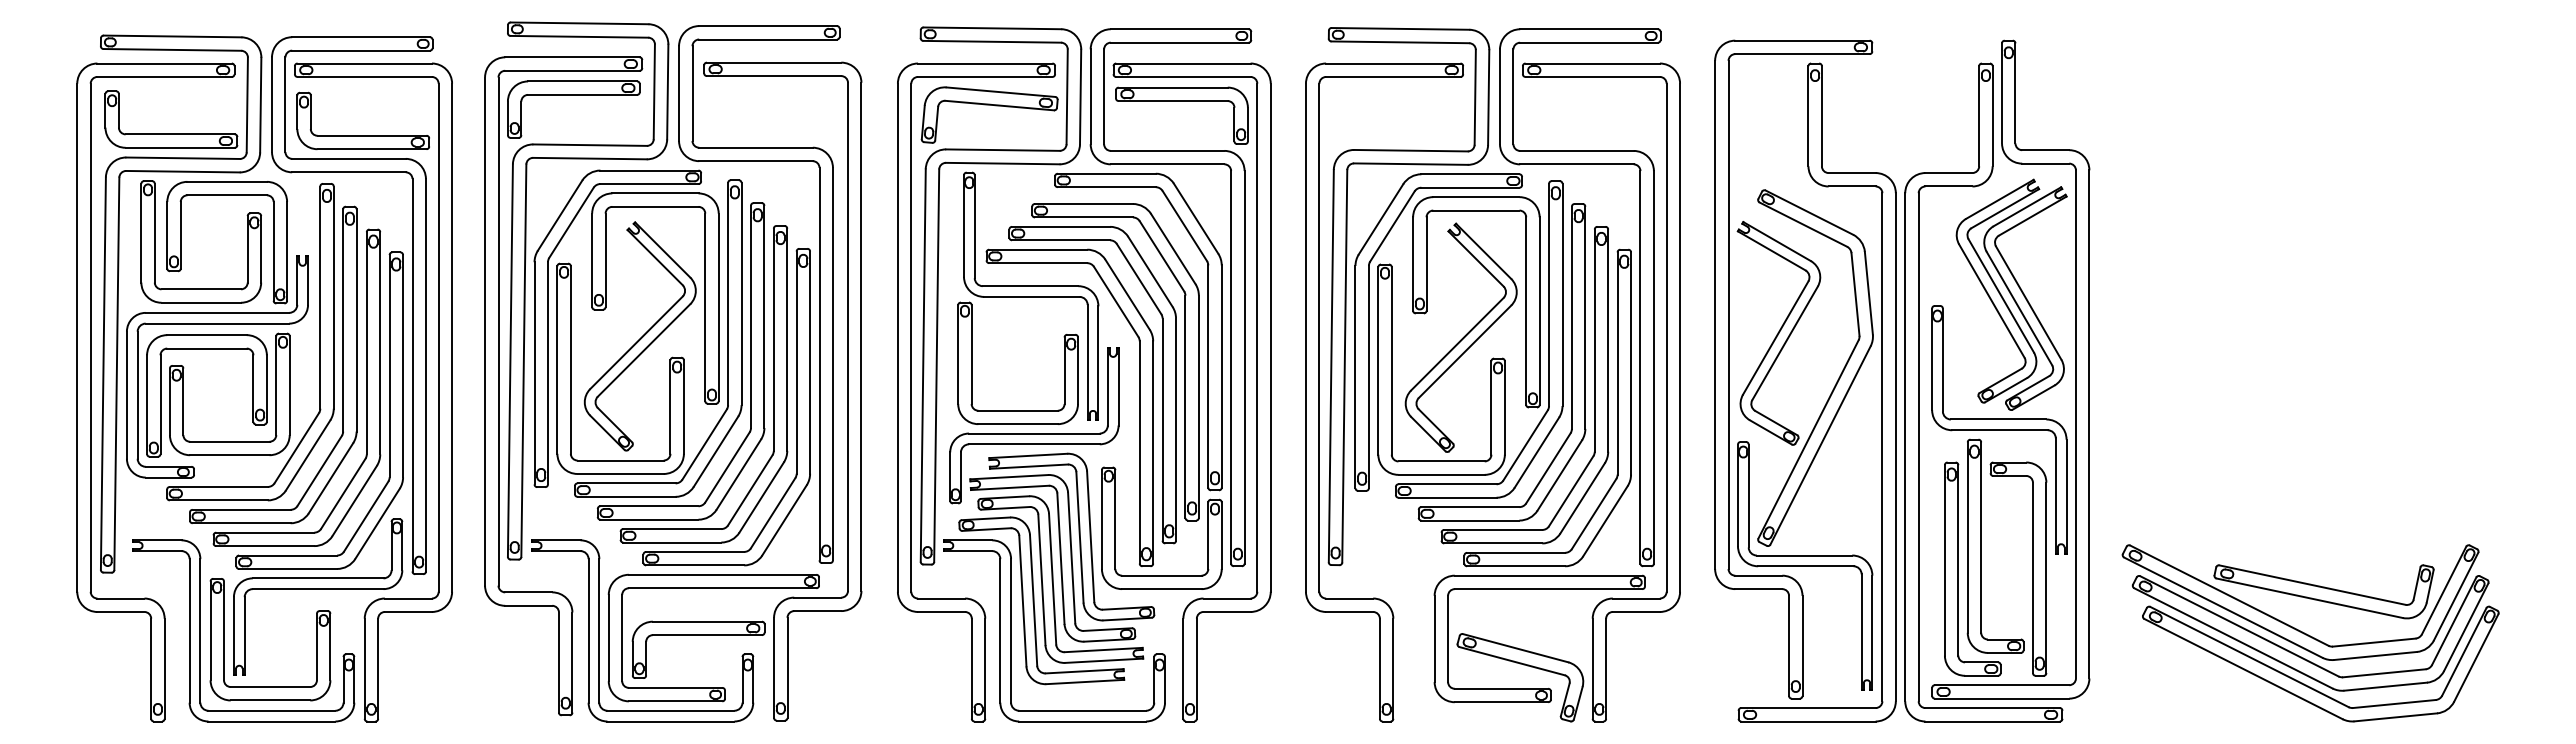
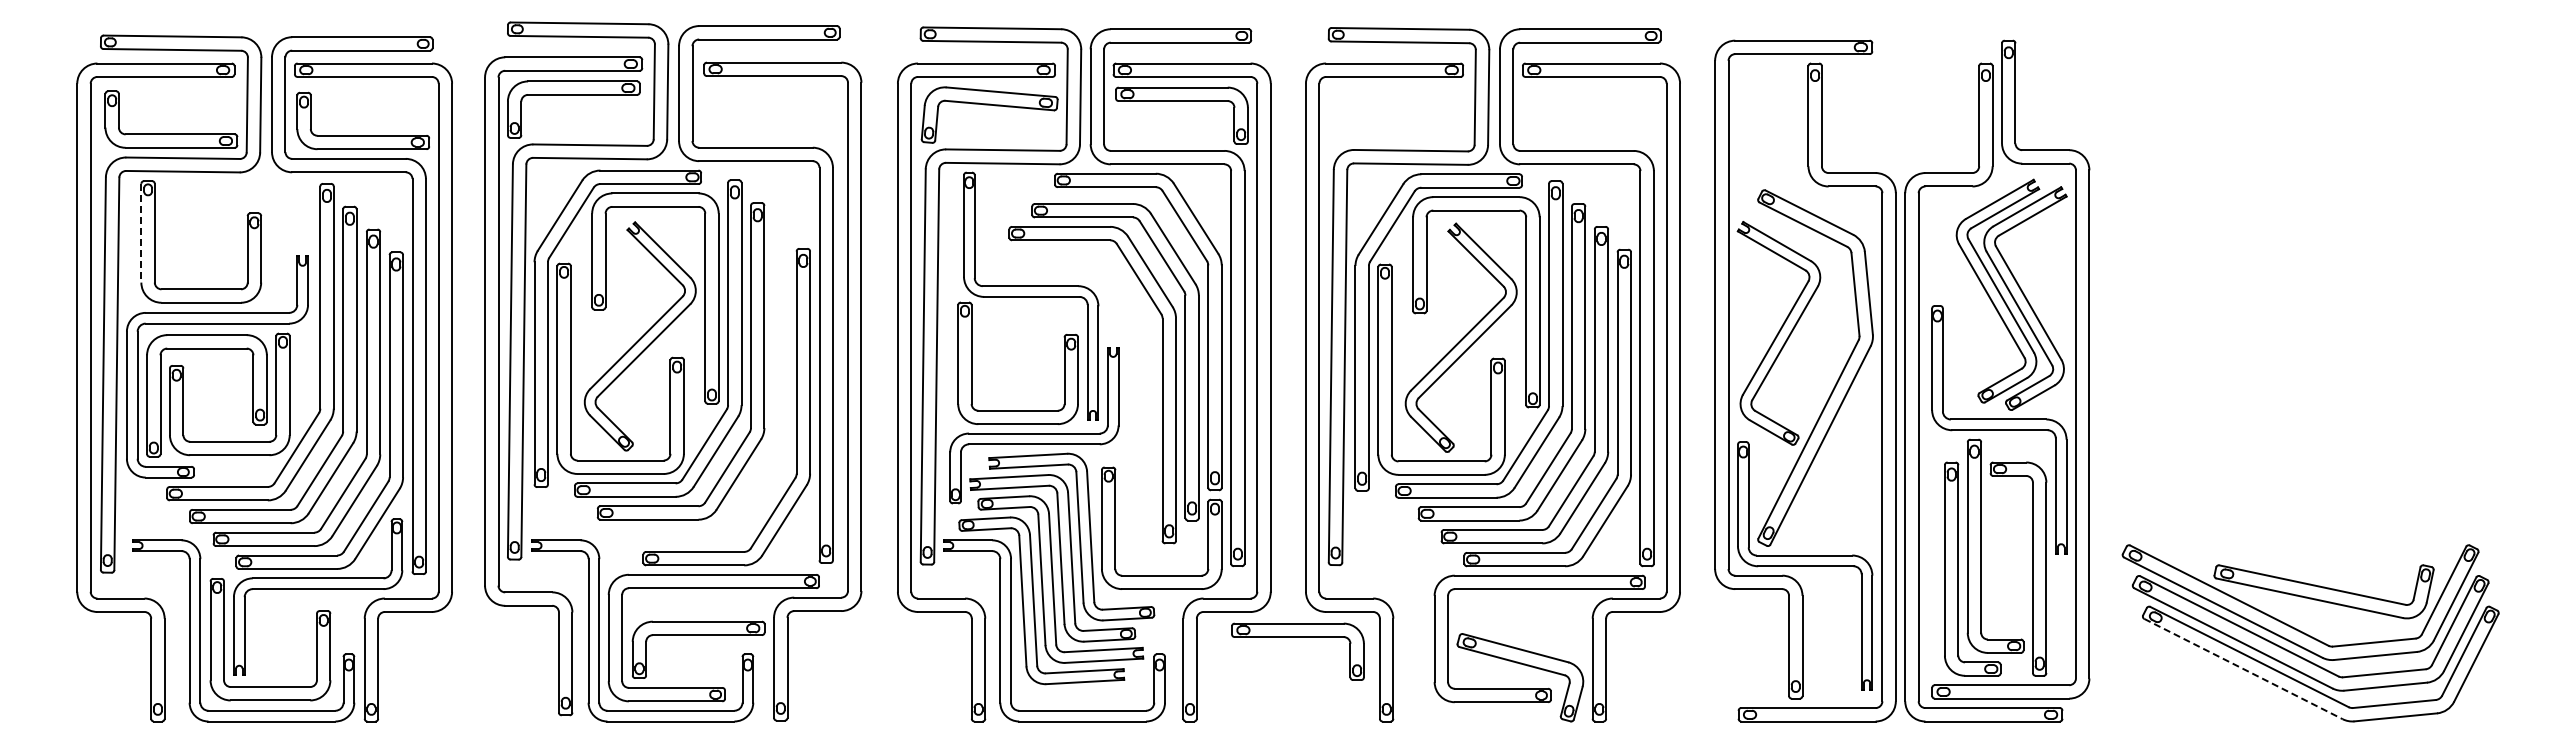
line: solid -> dashed (141, 233)
part: present -> none (181, 242)
part: present -> none (773, 384)
part: present -> none (1139, 407)
part: none -> present (1297, 637)
line: solid -> dashed (2243, 669)
